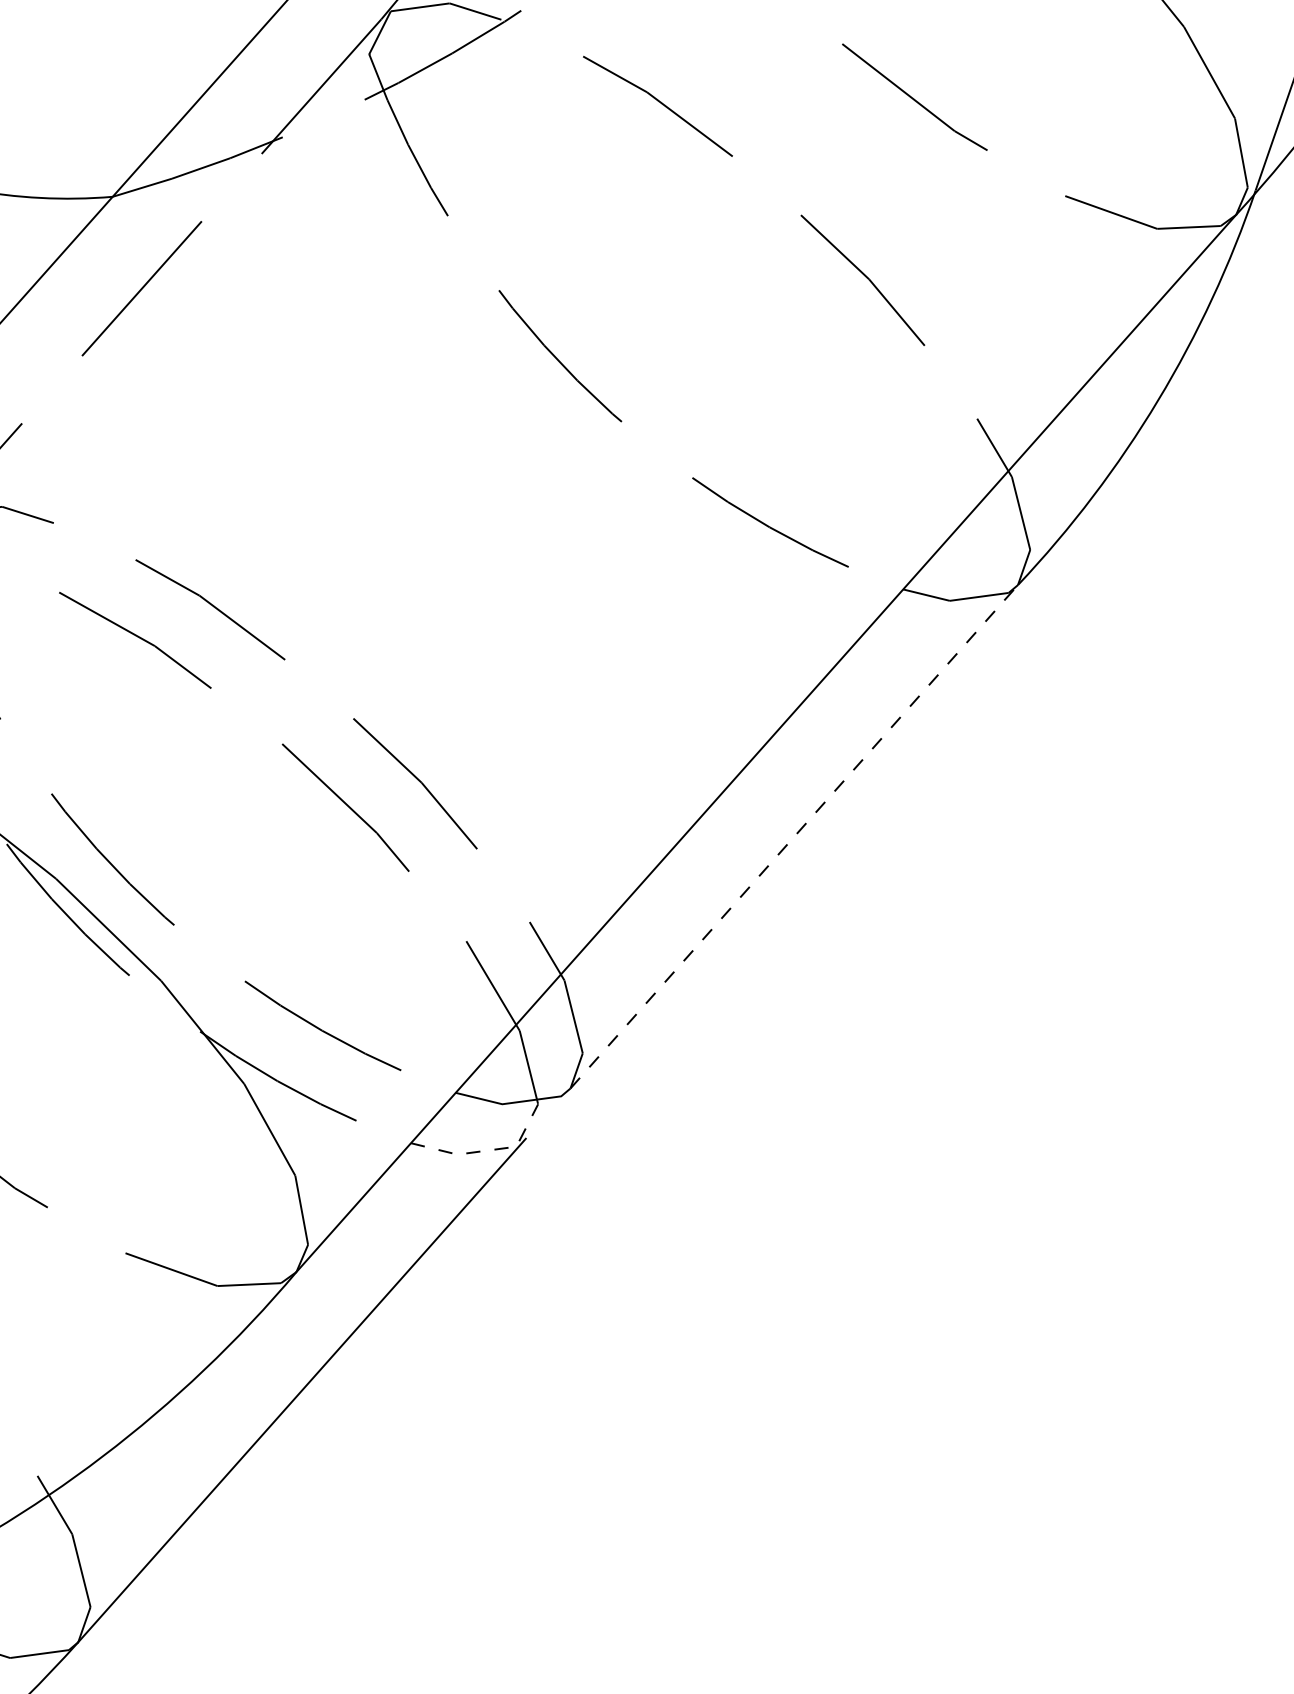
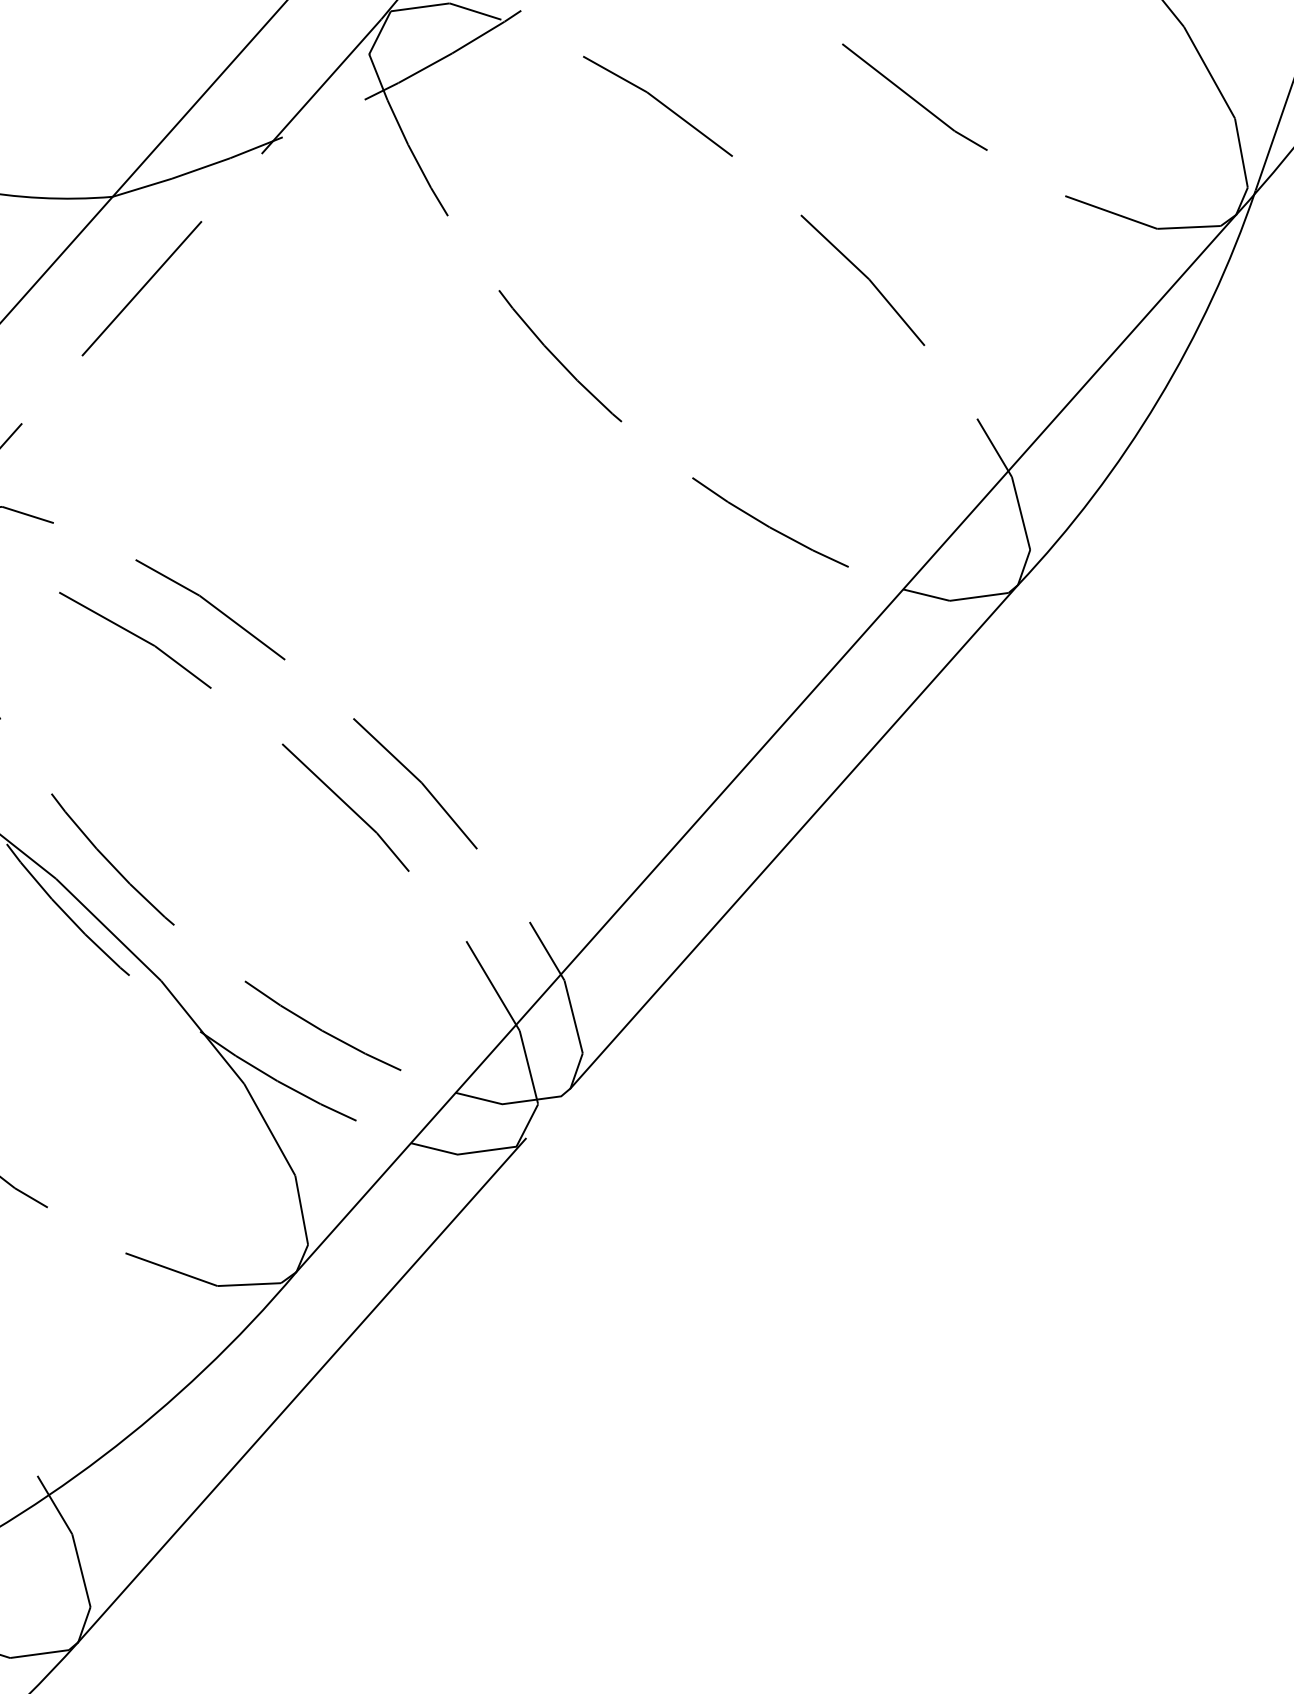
line: dashed -> solid (794, 836)
line: dashed -> solid (487, 1150)
